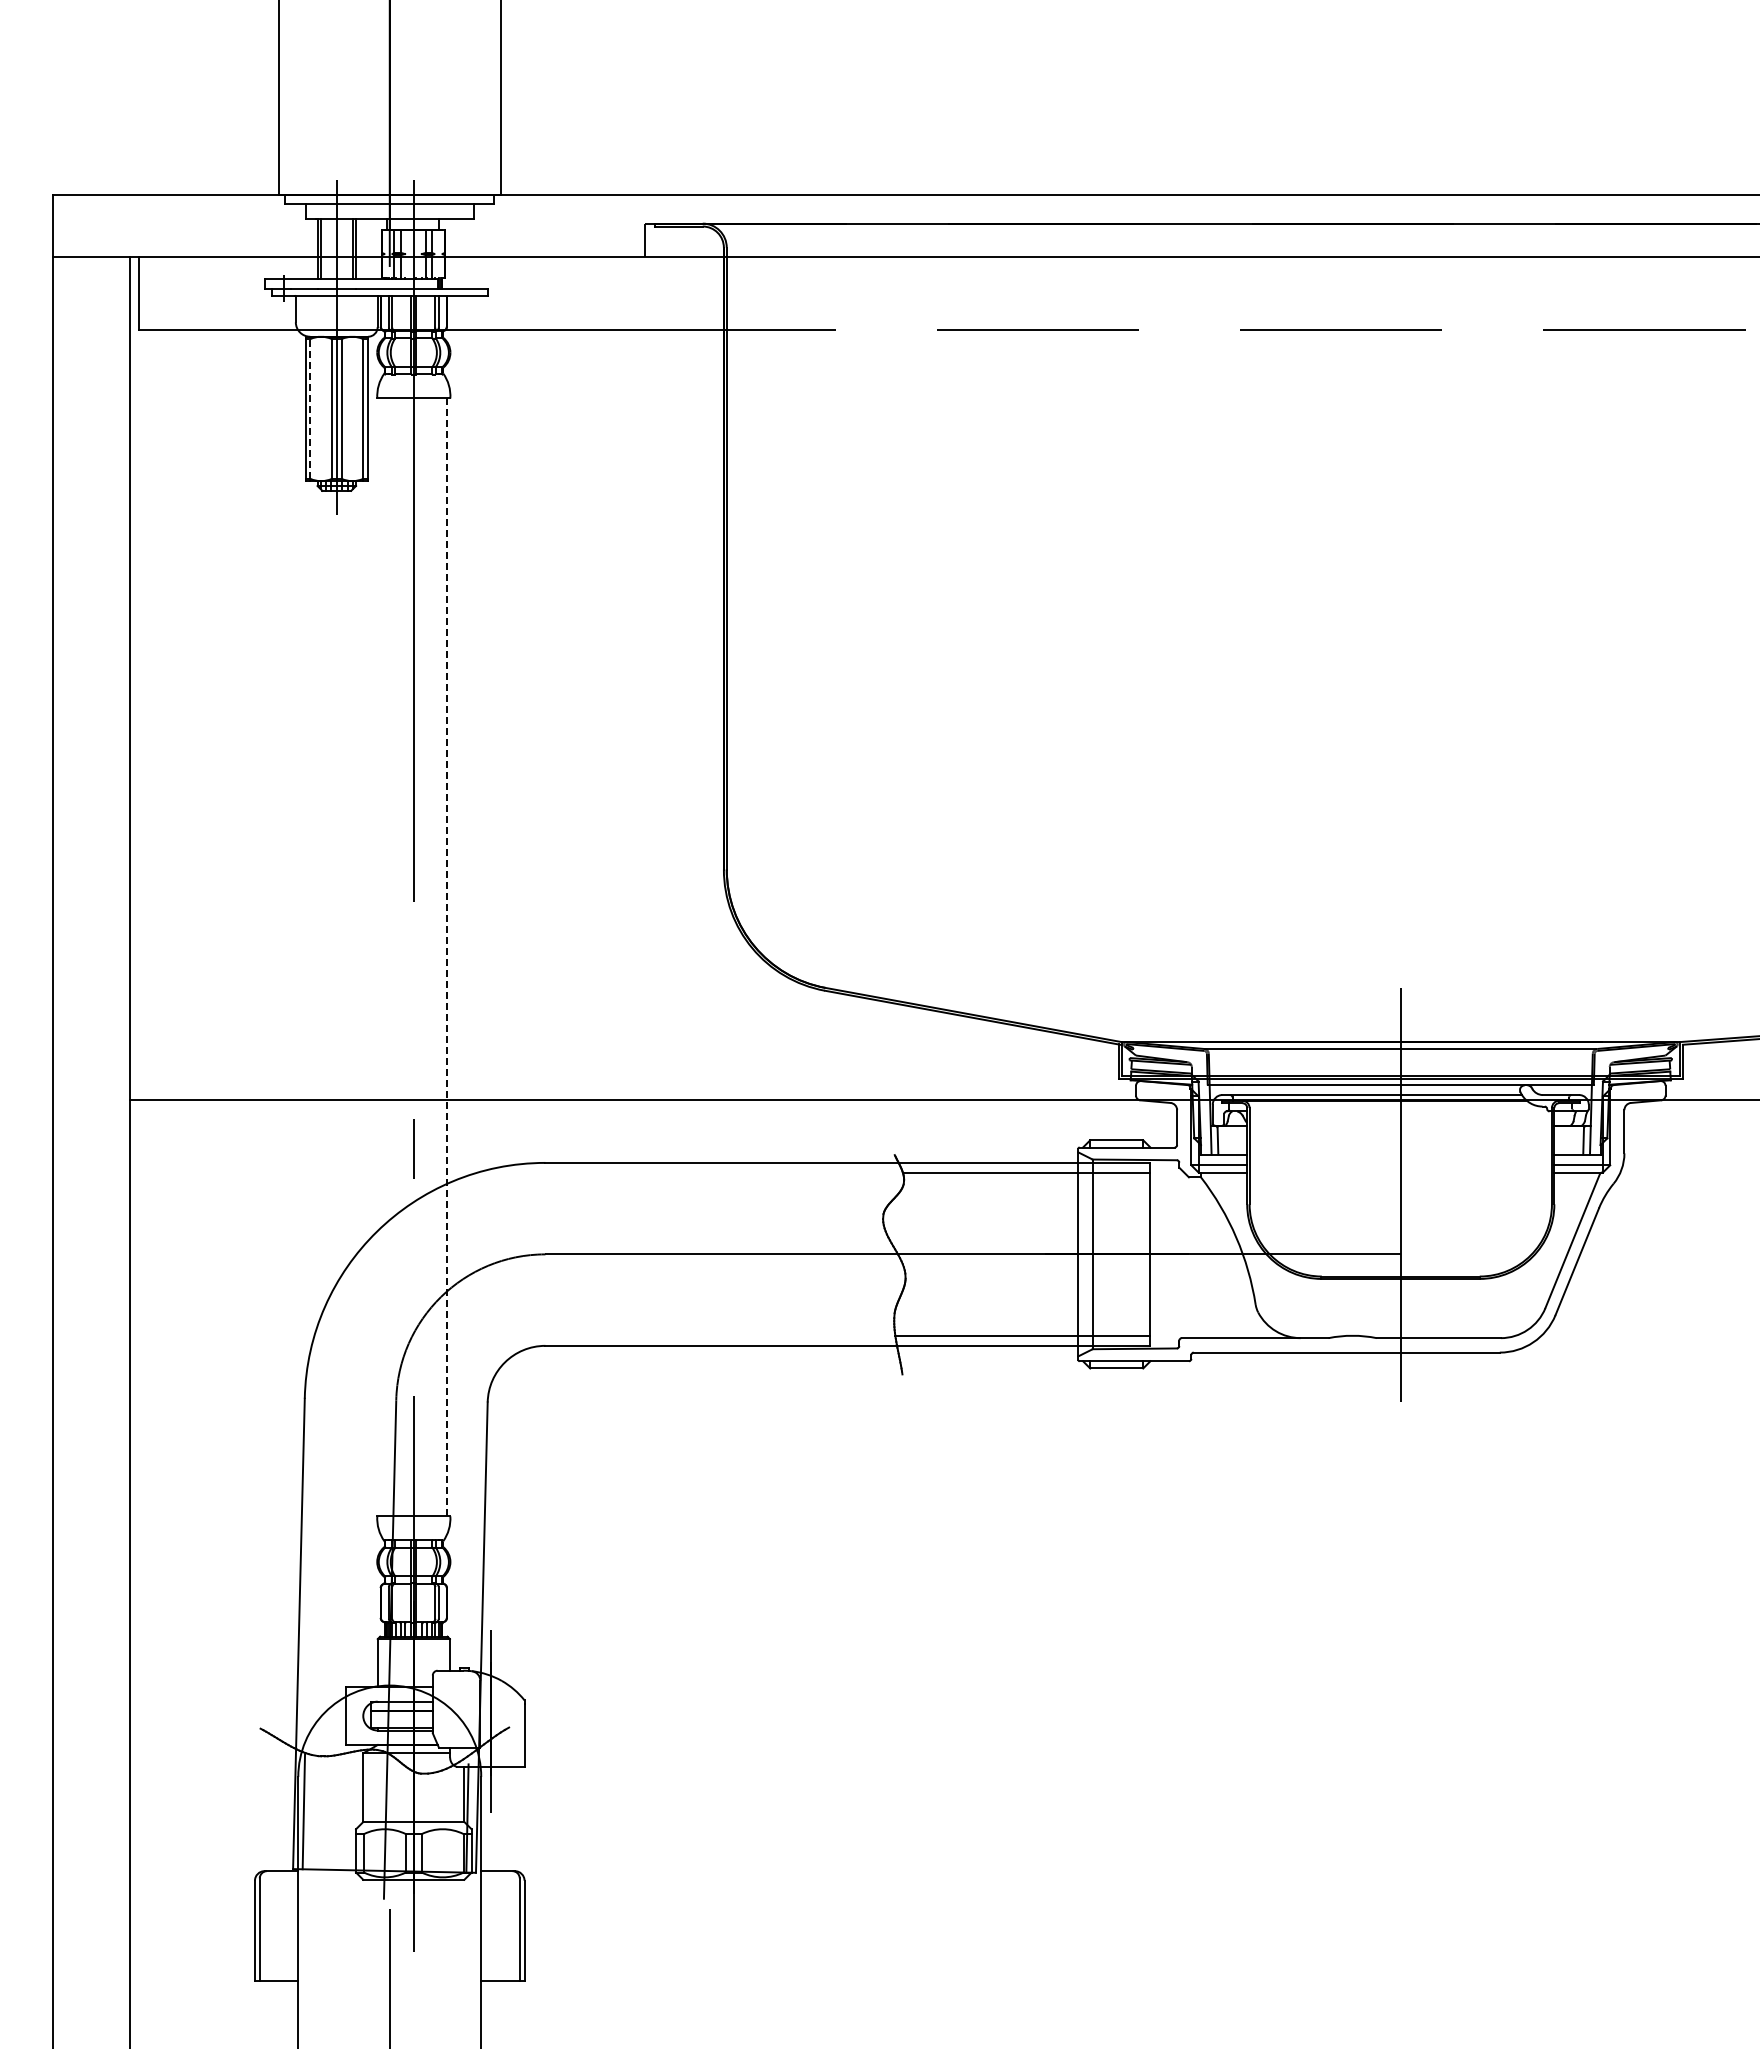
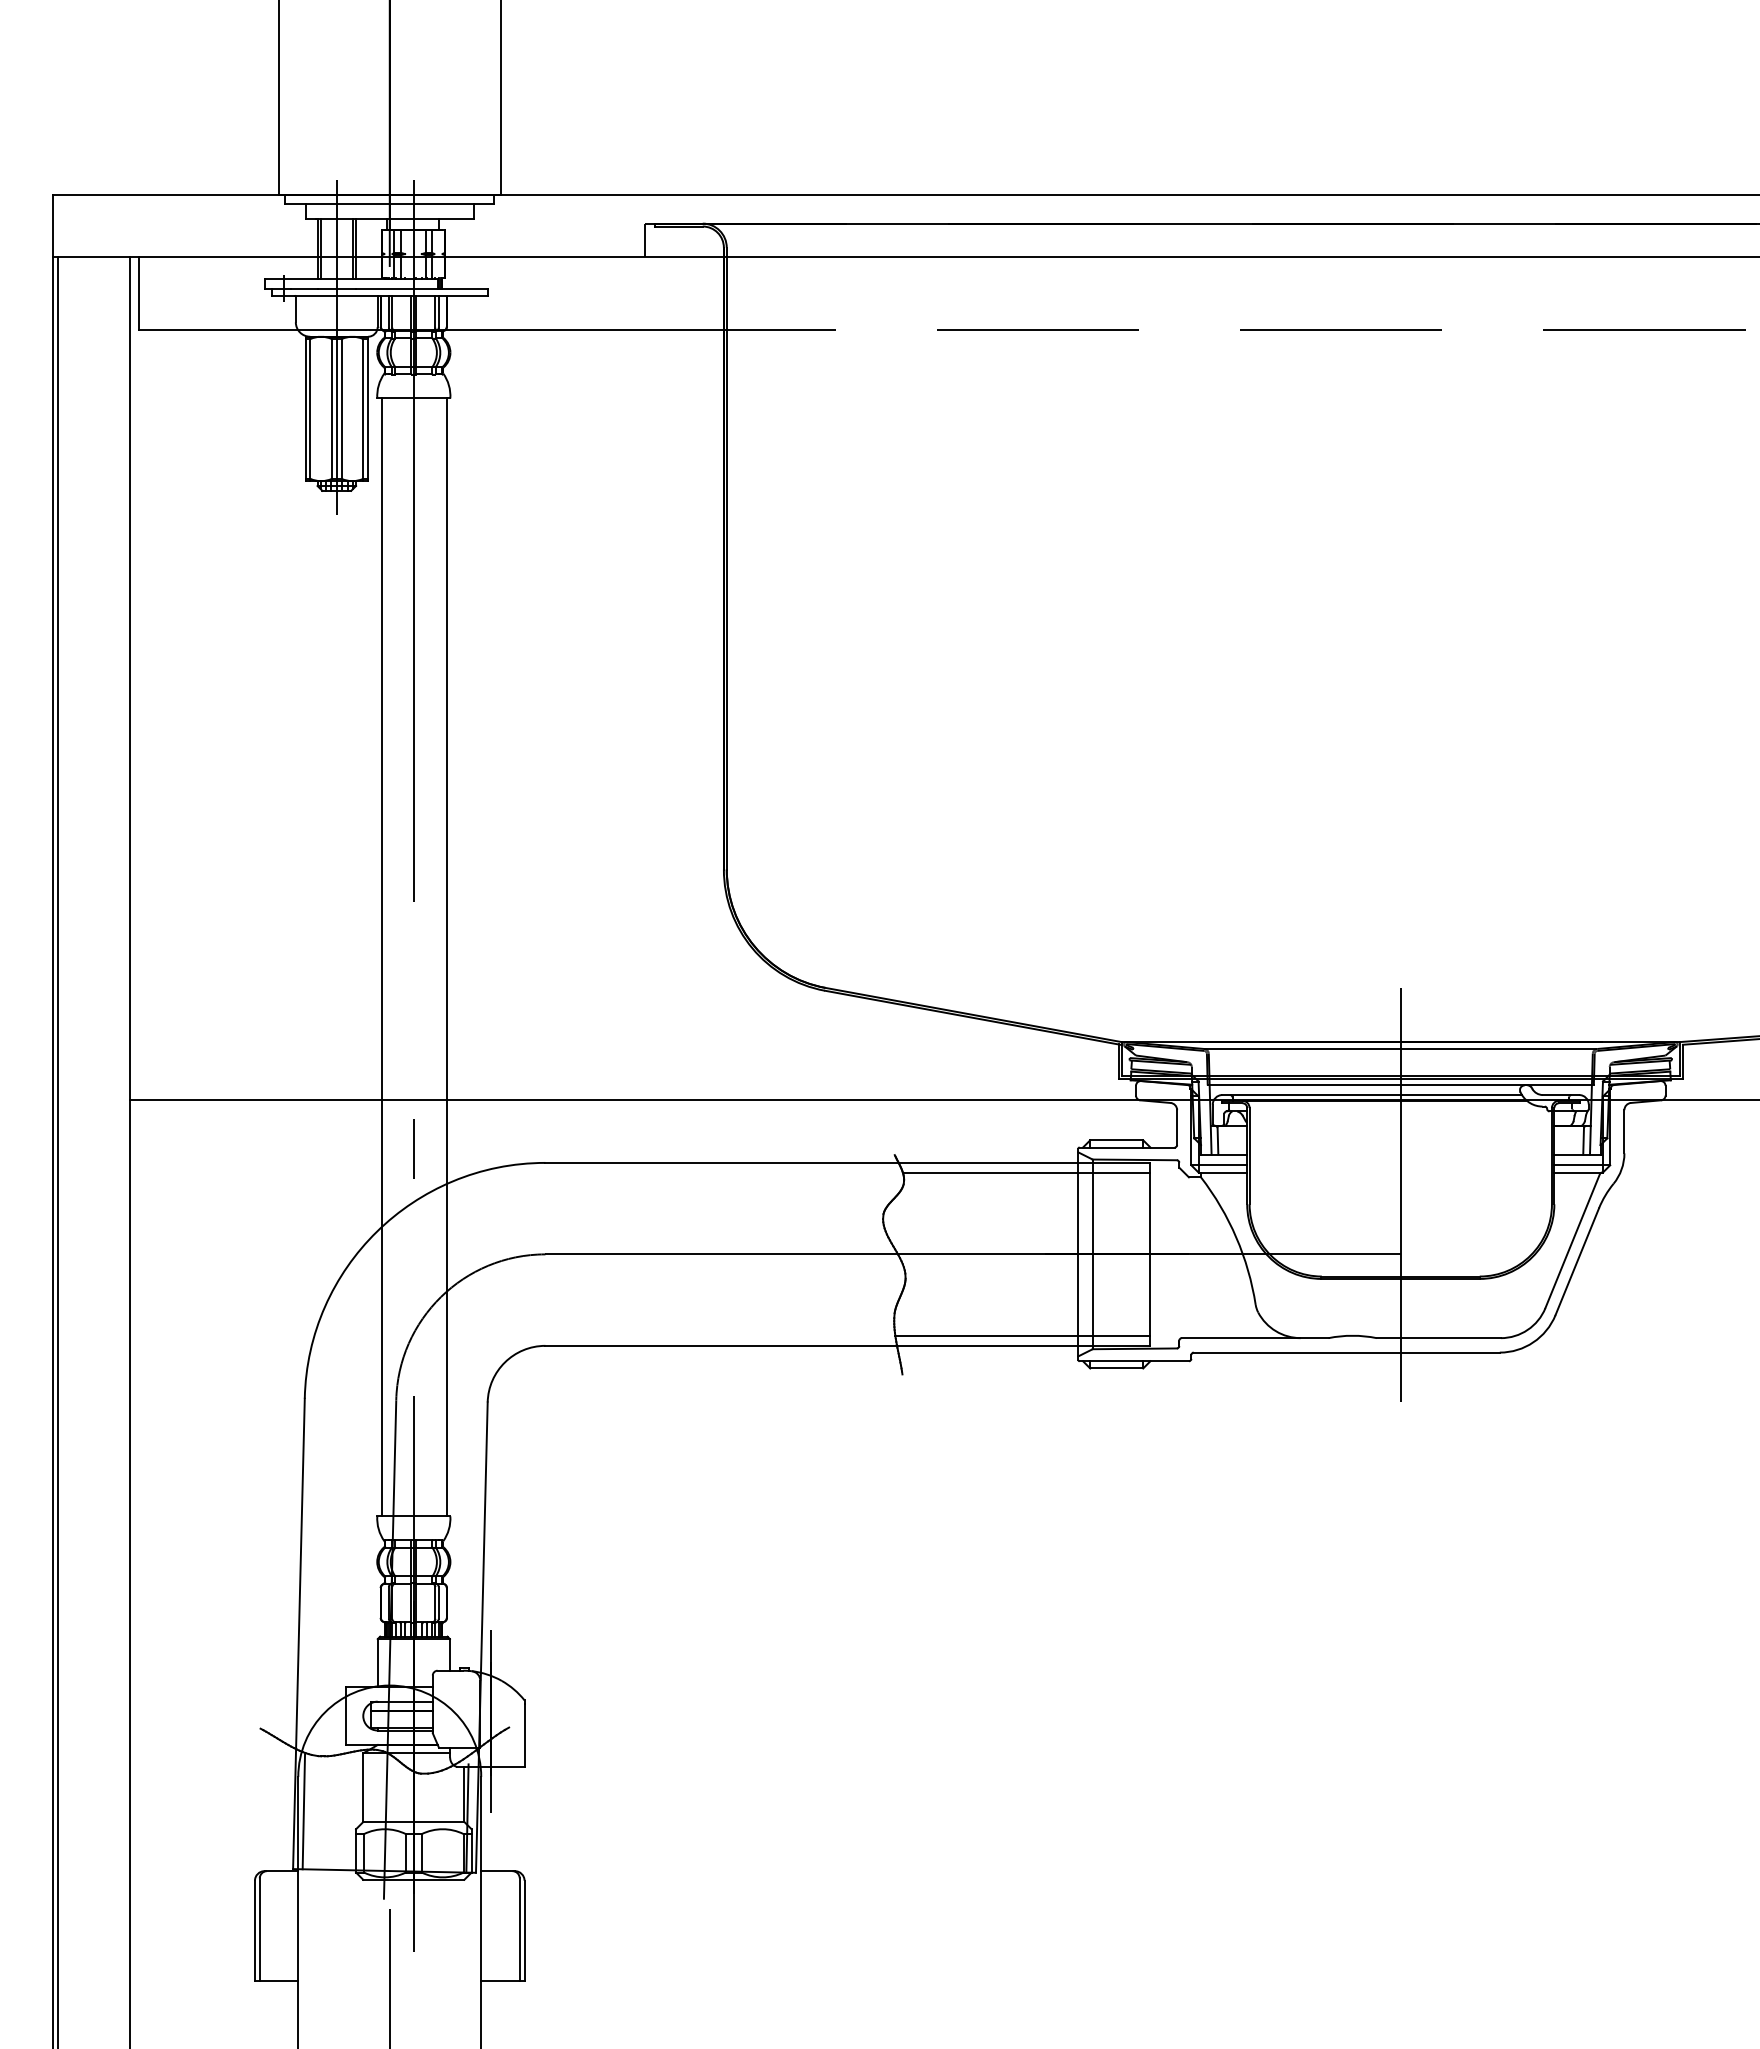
line: dashed -> solid (310, 408)
line: none -> present (382, 957)
line: dashed -> solid (446, 957)
line: none -> present (57, 1151)
